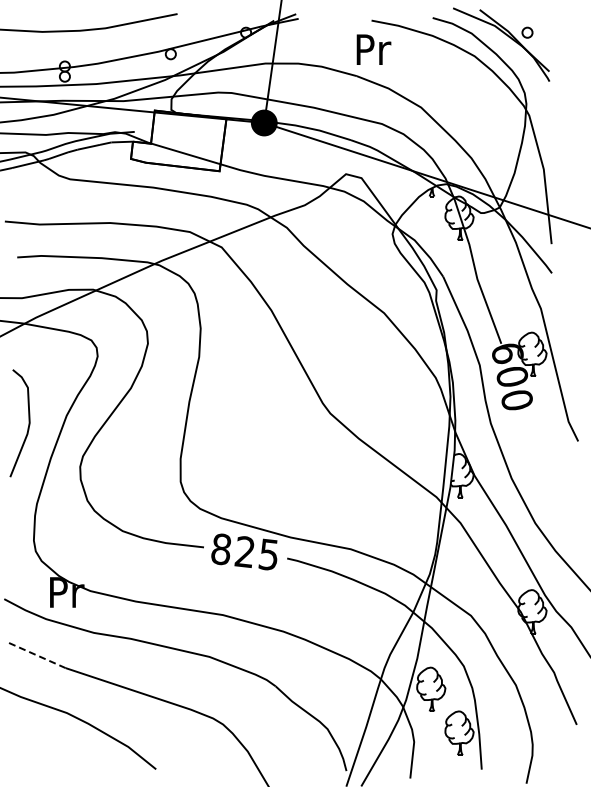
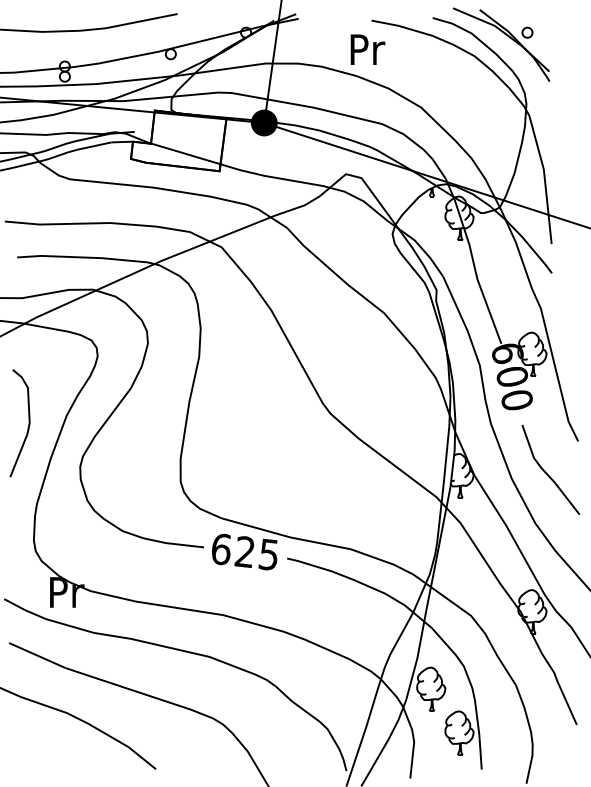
text position: (373, 49) -> (367, 49) (367, 49)
line: none -> present (546, 472)
text: 825 -> 625 (221, 548)
line: dashed -> solid (37, 655)
